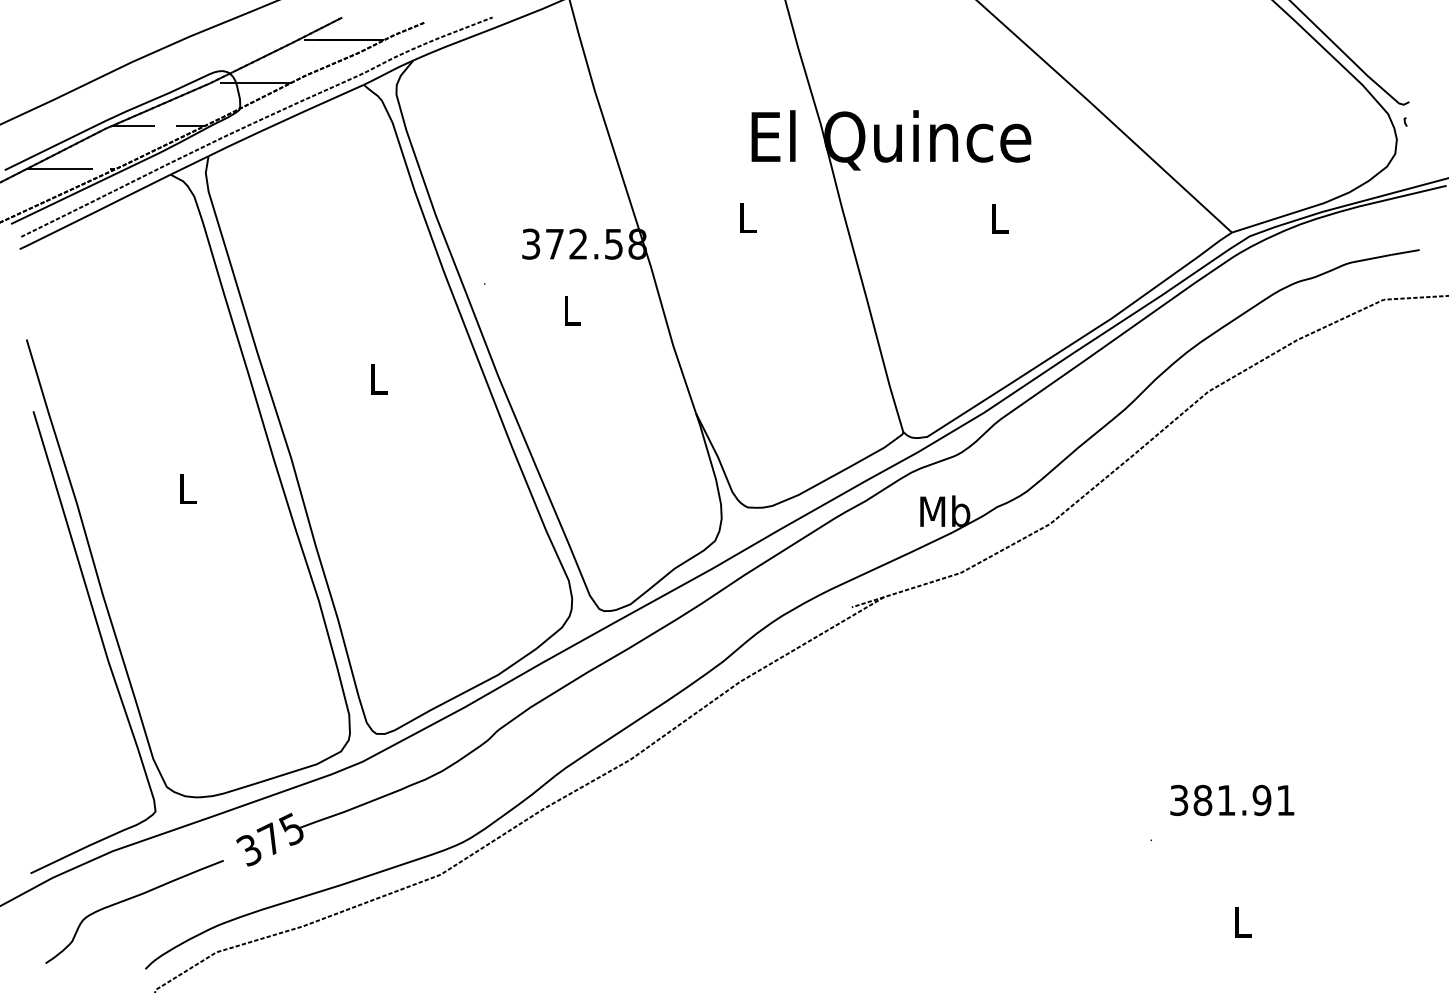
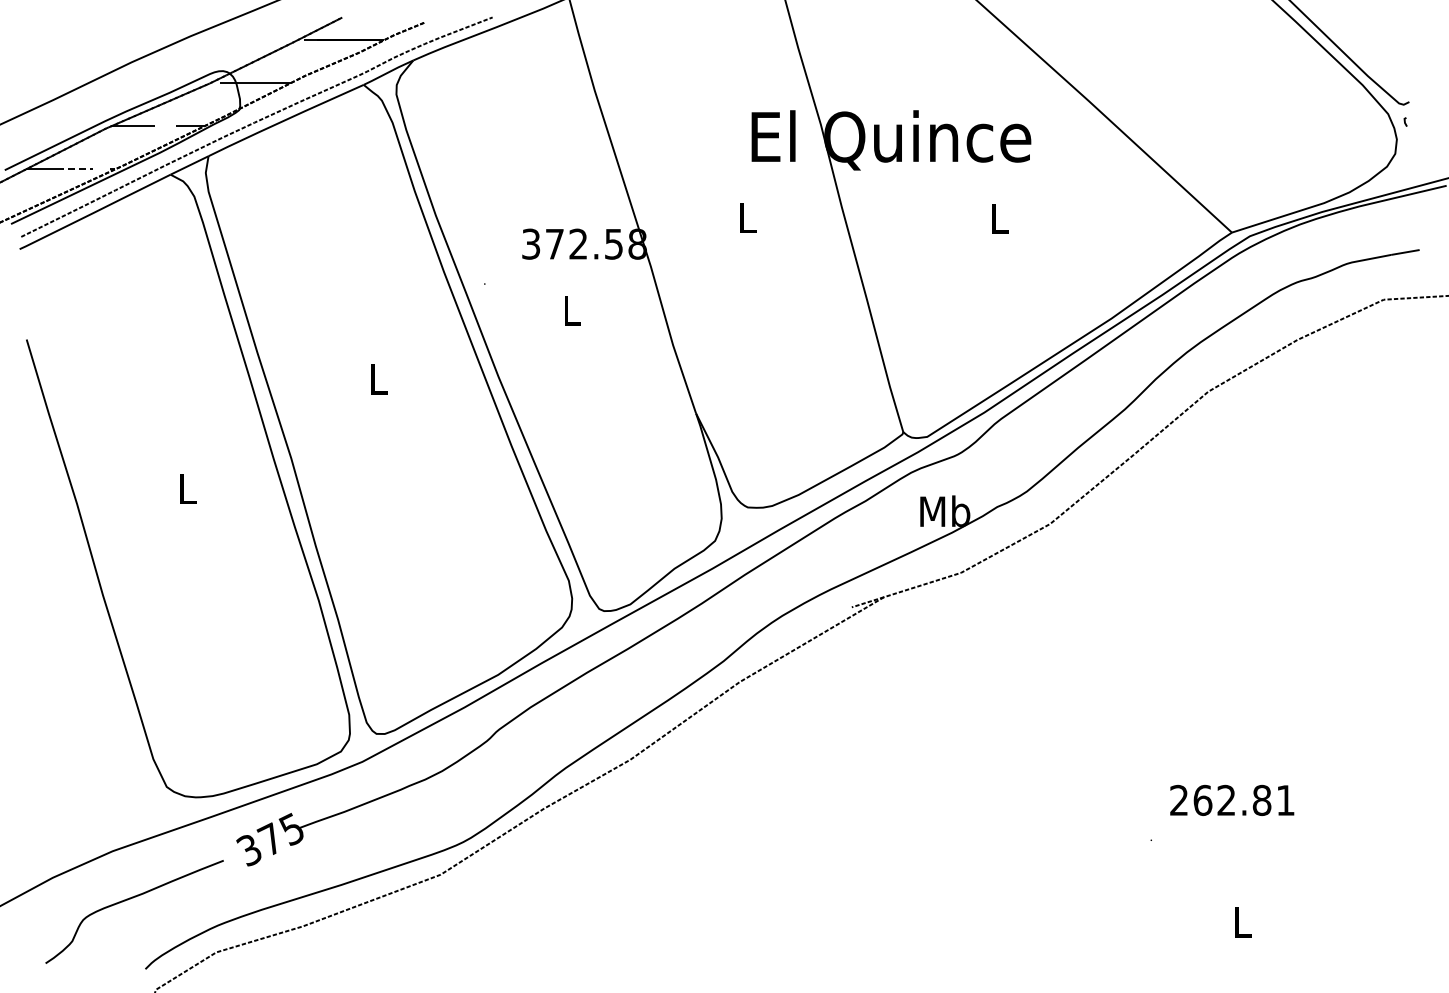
line: solid -> dashed (74, 169)
curve: present -> none (101, 642)
text: 381.91 -> 262.81 (1220, 800)
